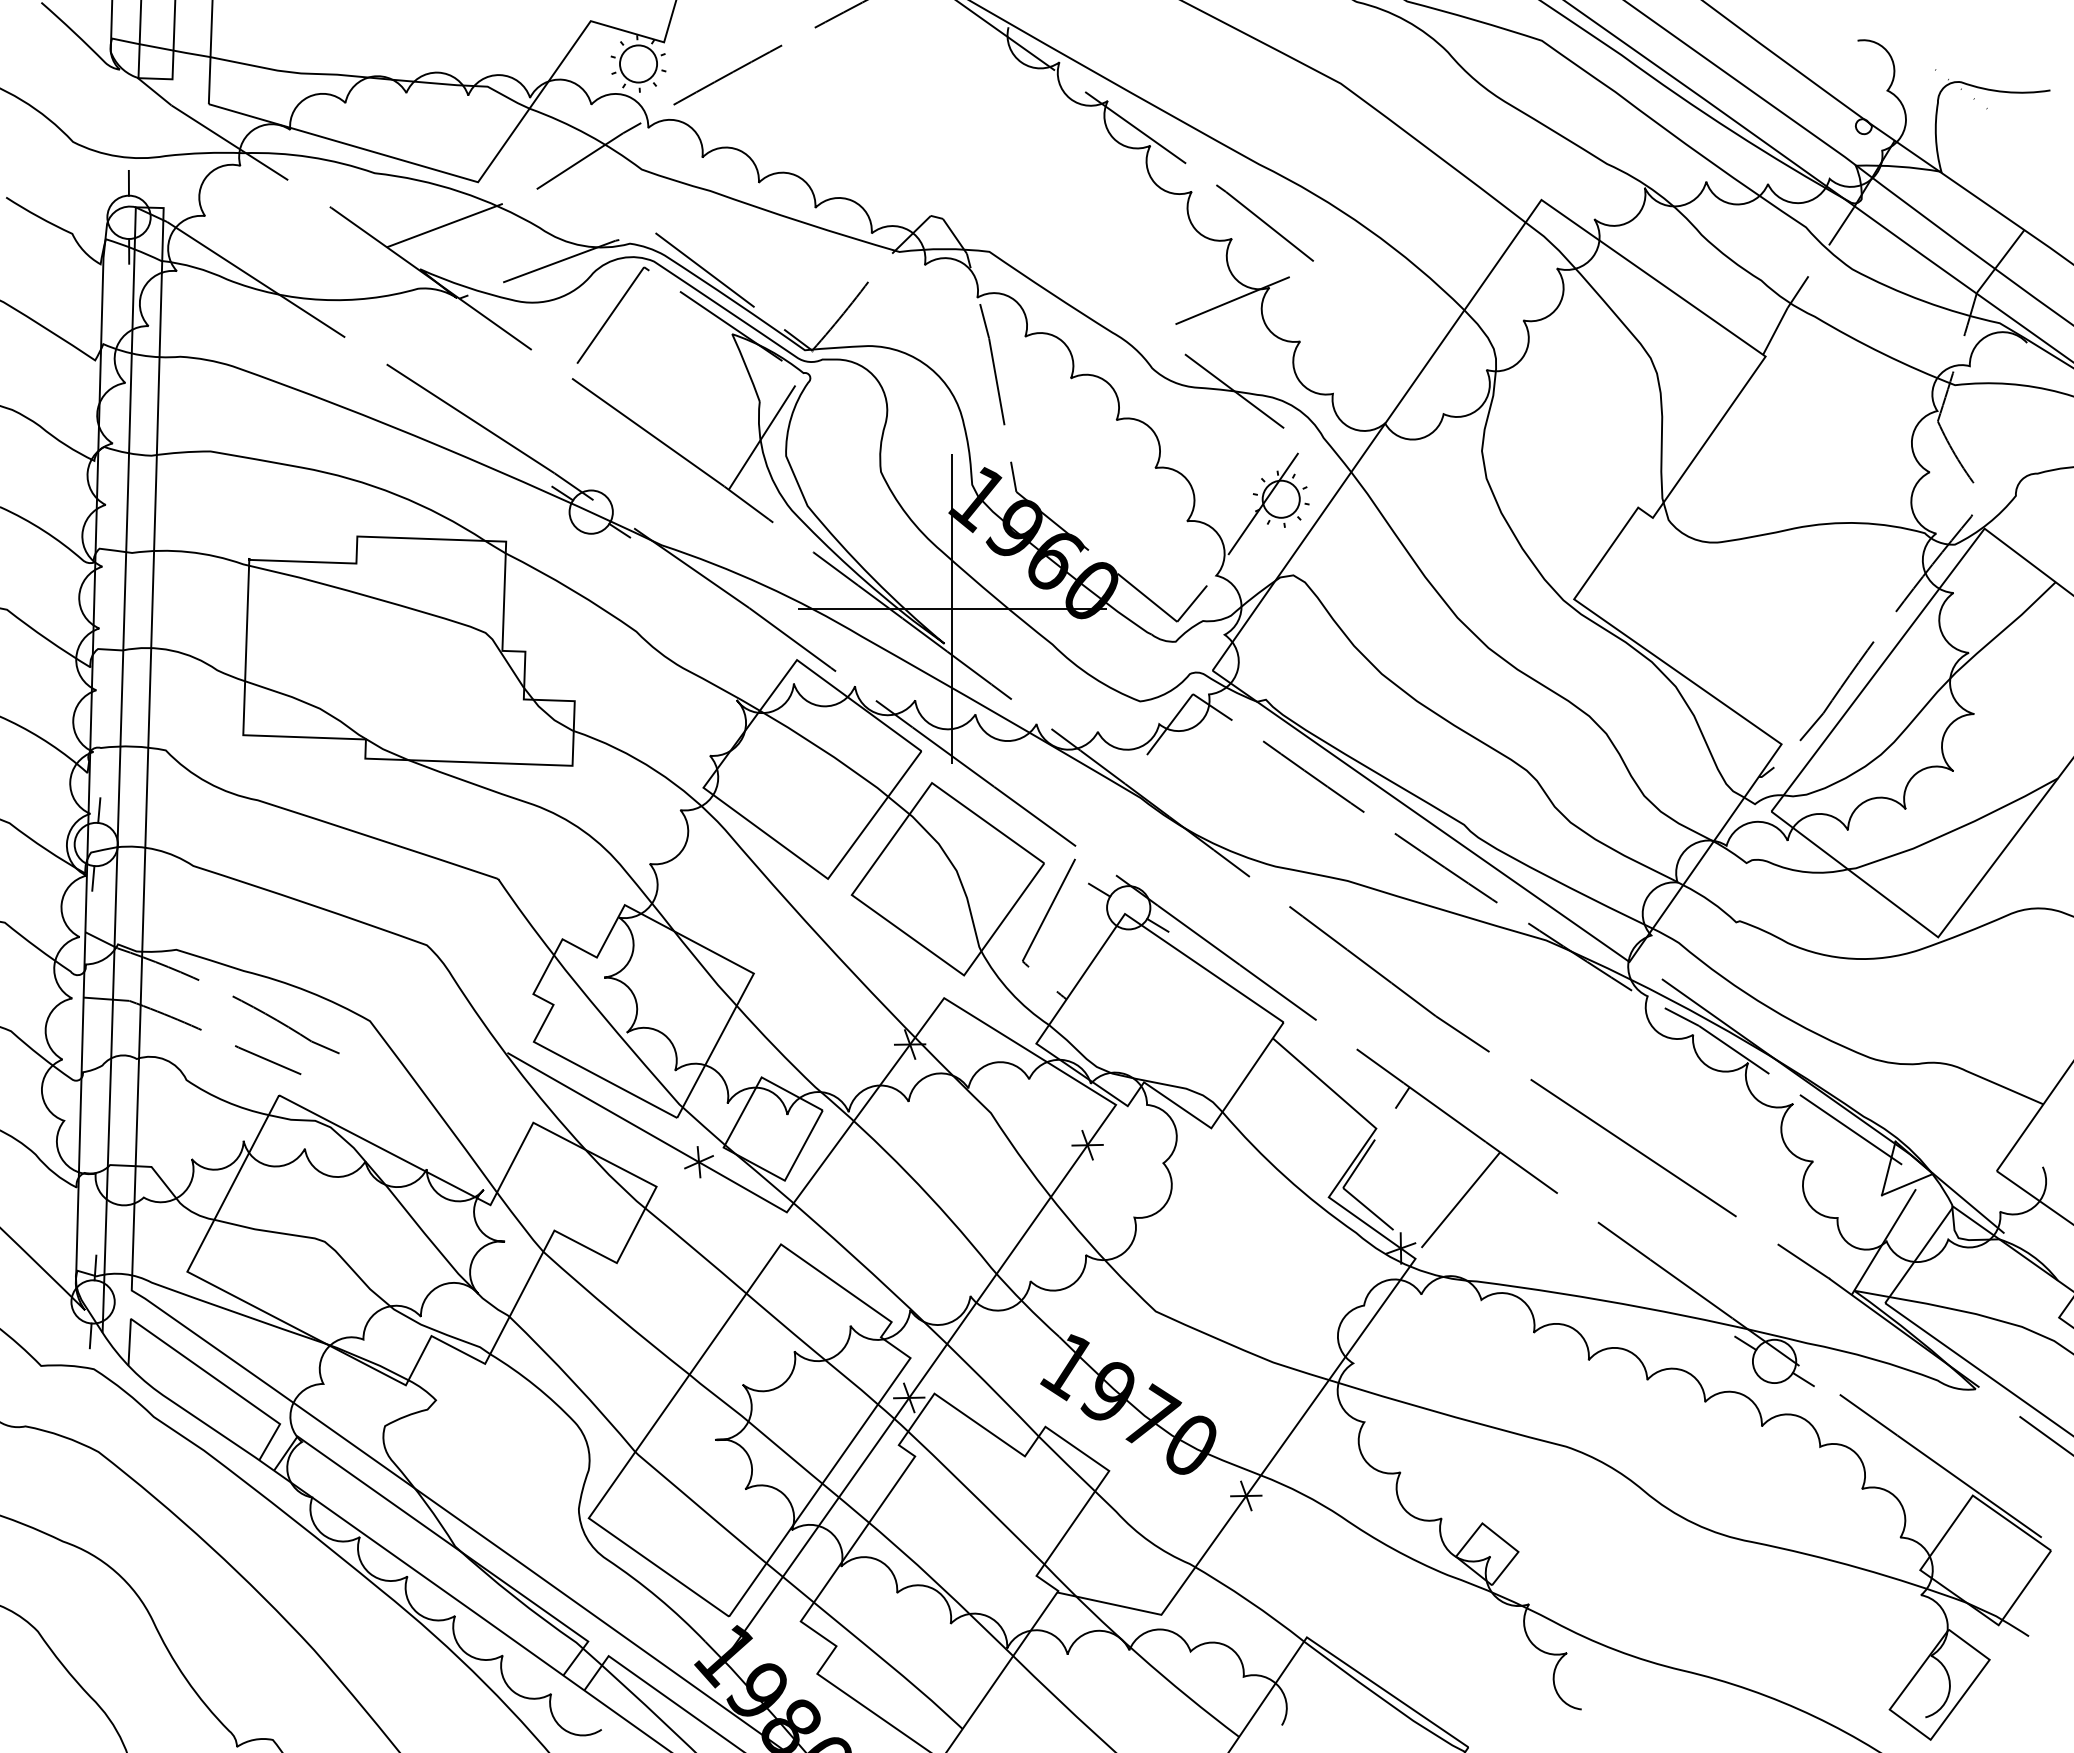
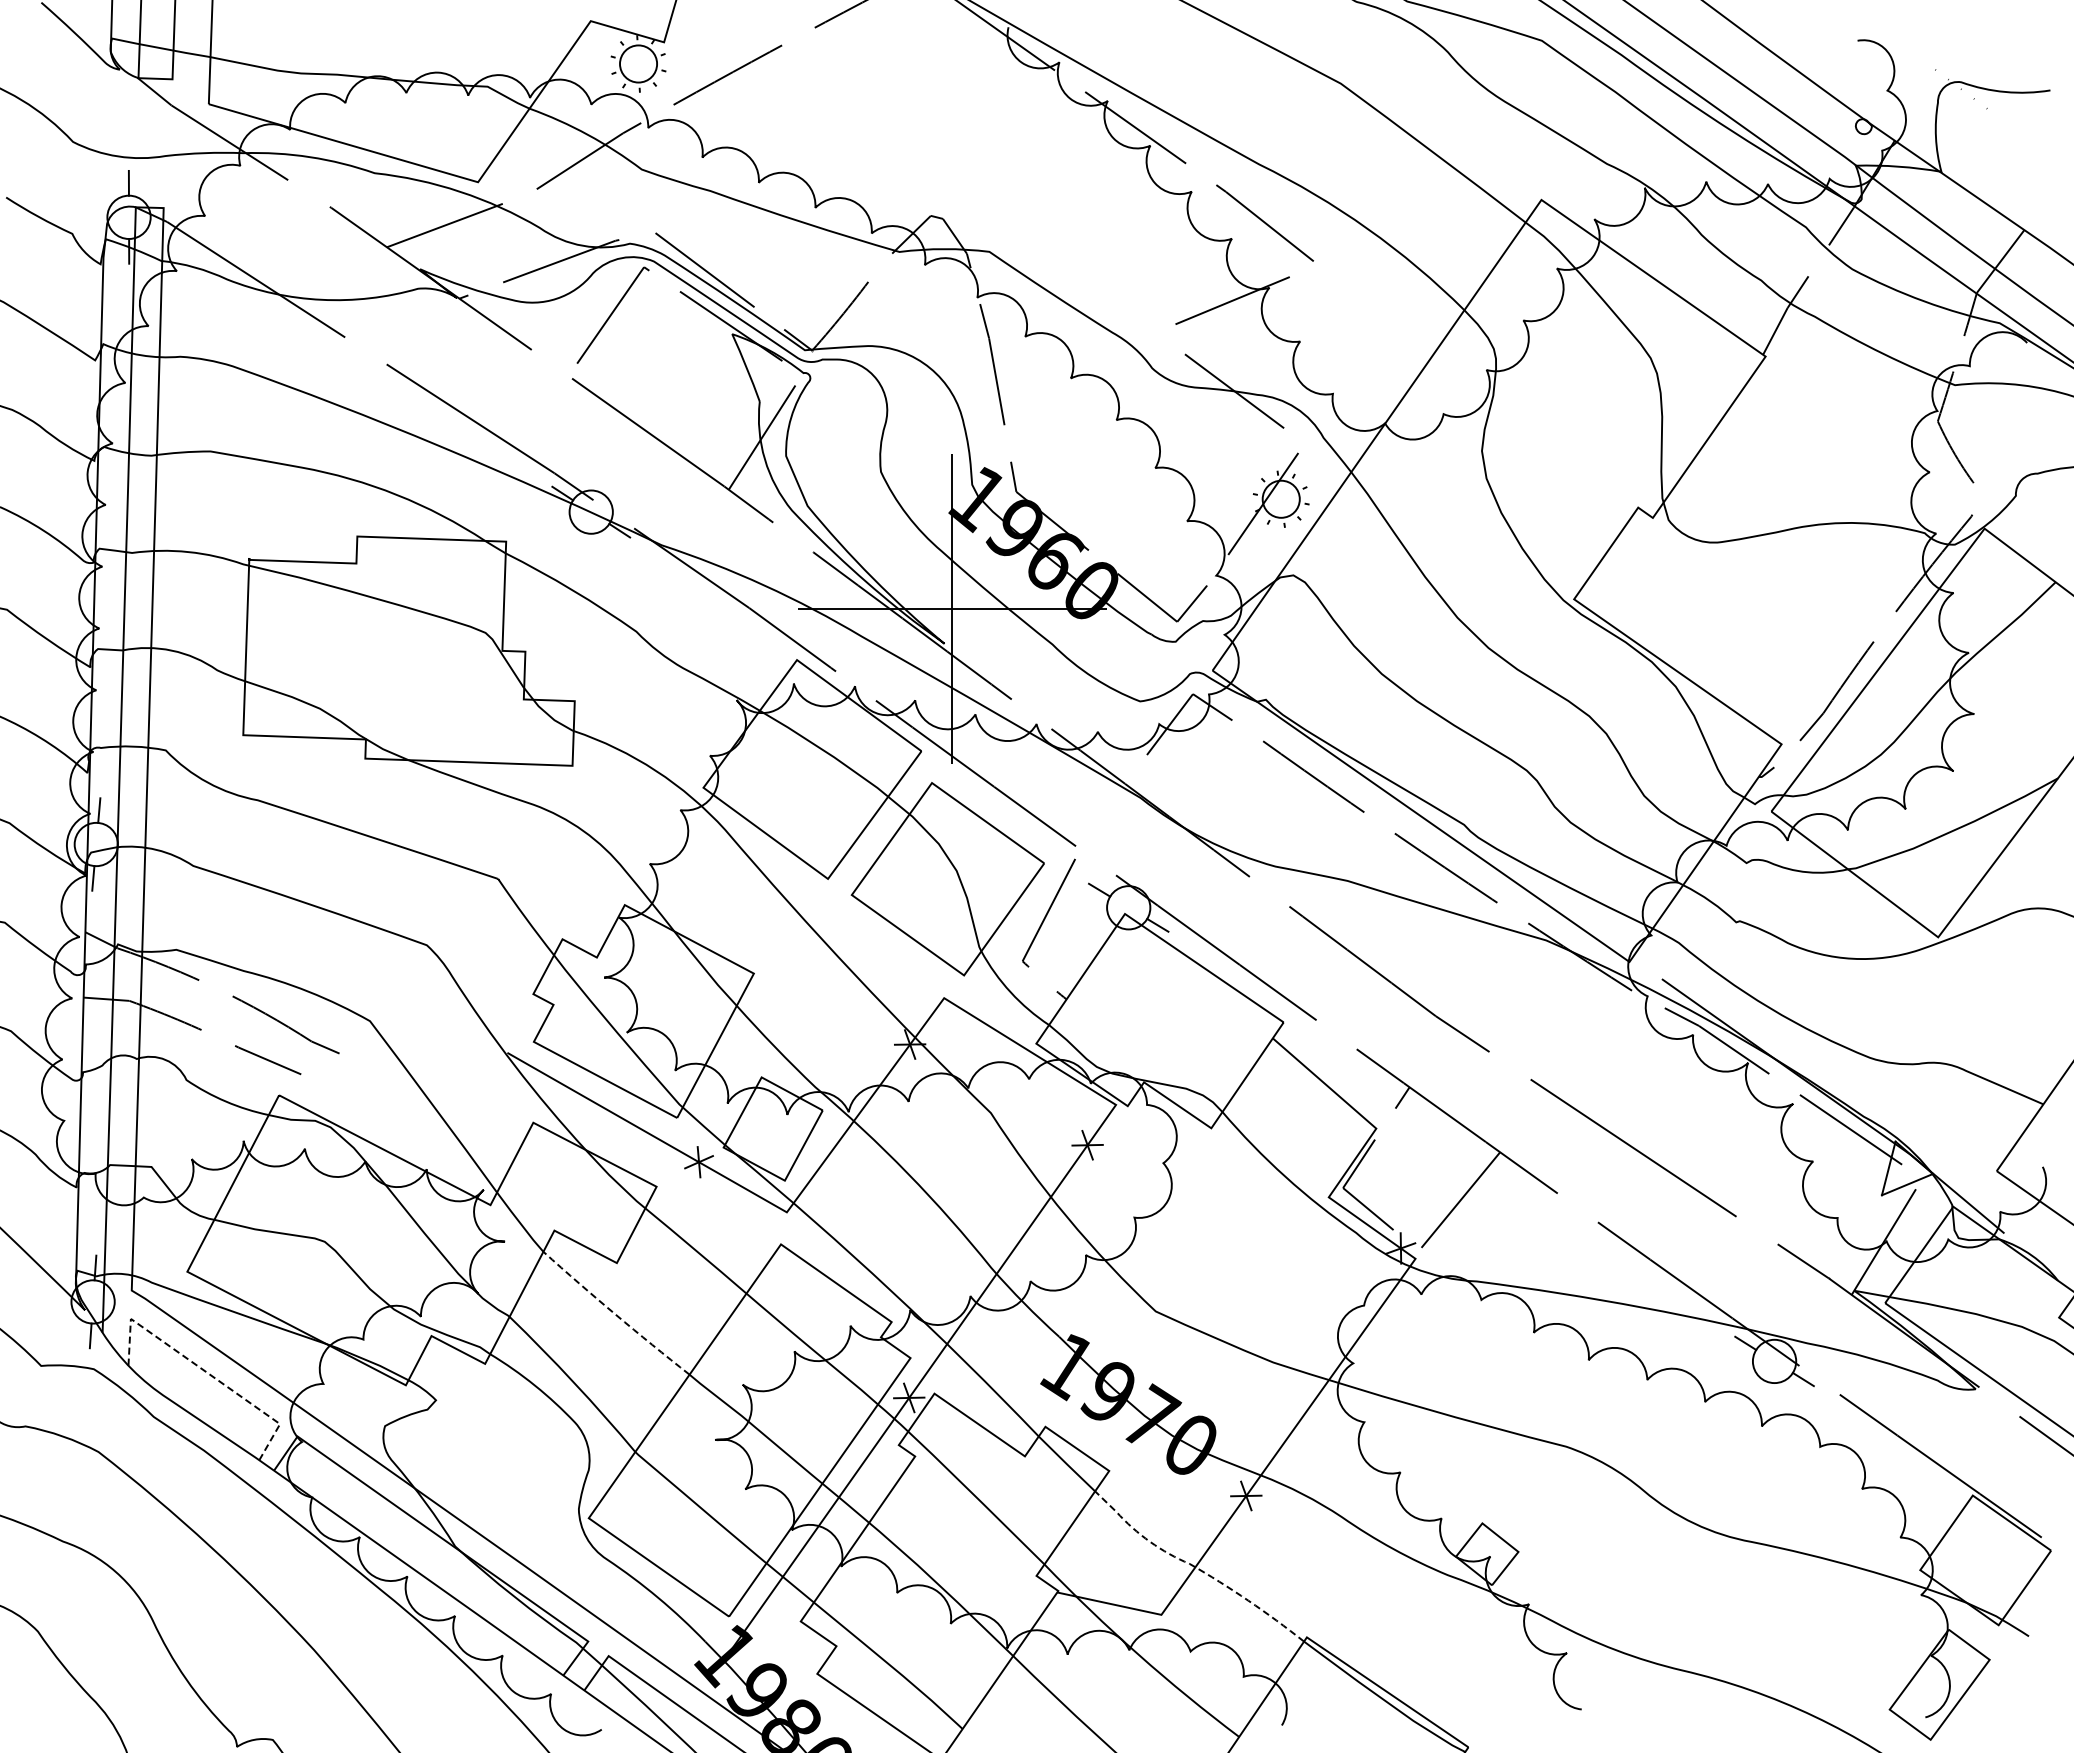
line: solid -> dashed (615, 1314)
line: solid -> dashed (203, 1370)
line: solid -> dashed (1196, 1568)
